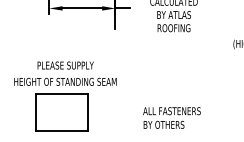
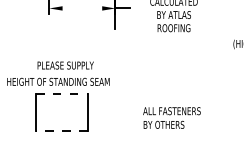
line: present -> none (82, 8)
text position: (65, 81) -> (58, 81) (58, 81)
line: solid -> dashed (61, 94)
line: solid -> dashed (61, 130)
